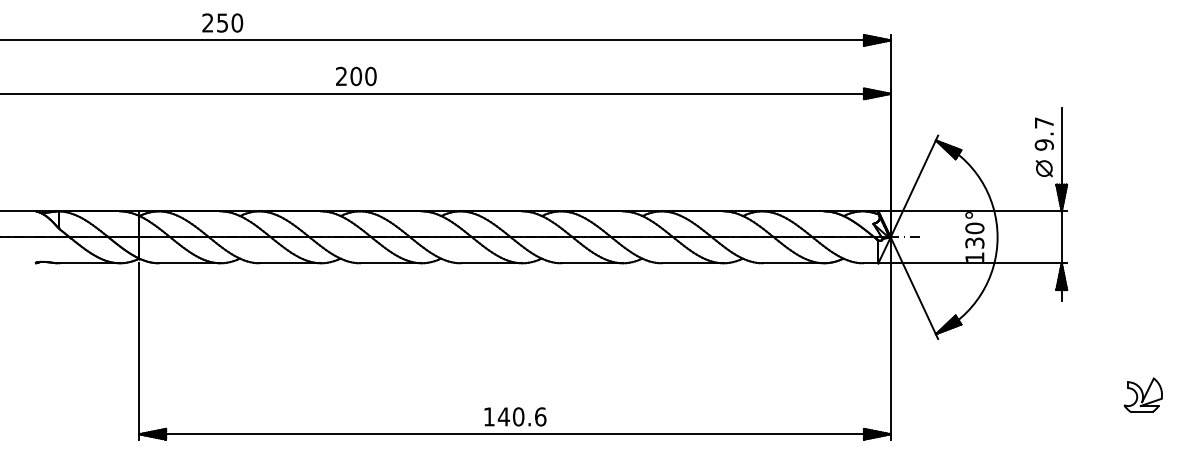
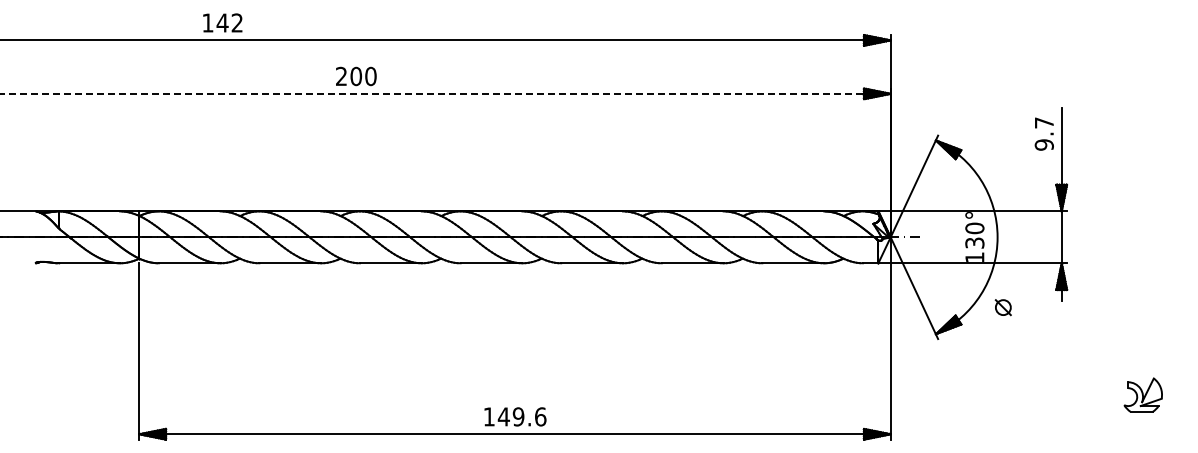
text: 250 -> 142 (222, 22)
line: solid -> dashed (445, 93)
part position: (1043, 168) -> (1002, 307) (1002, 307)
text: 140.6 -> 149.6 (518, 416)
